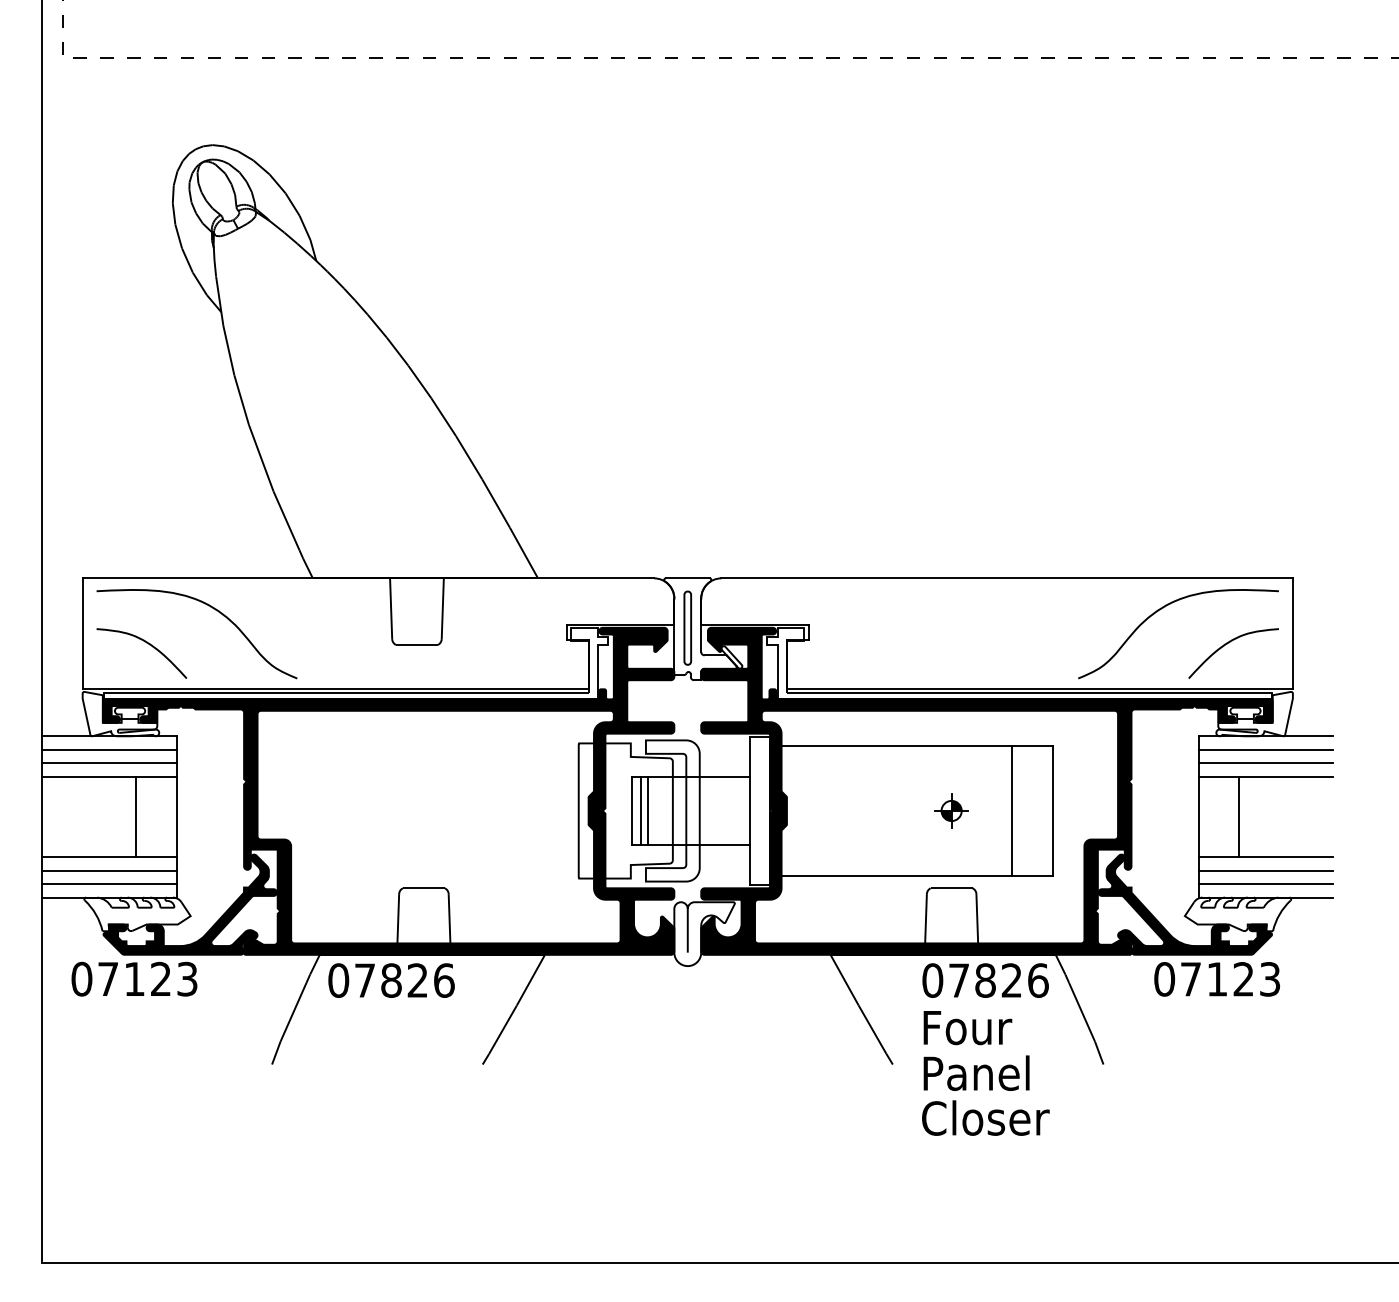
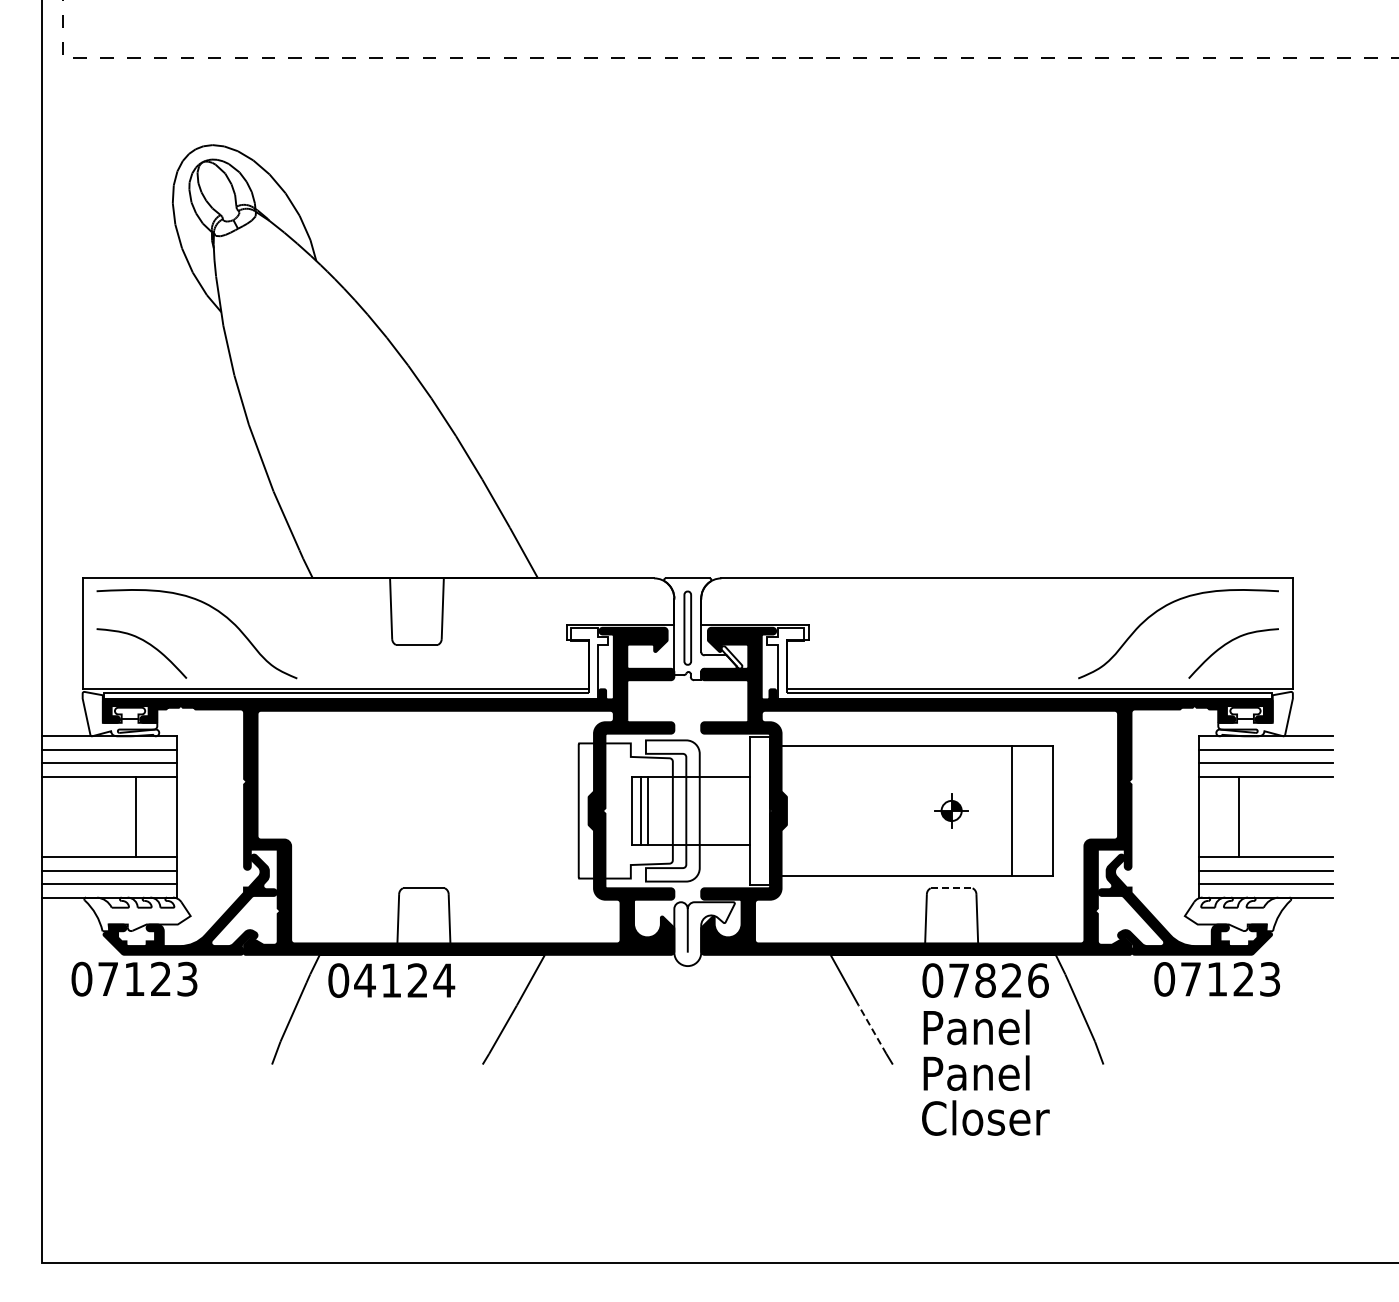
line: solid -> dashed (951, 888)
text: 07826 -> 04124 (404, 980)
text: Four -> Panel (978, 1027)
line: solid -> dashed (872, 1029)
